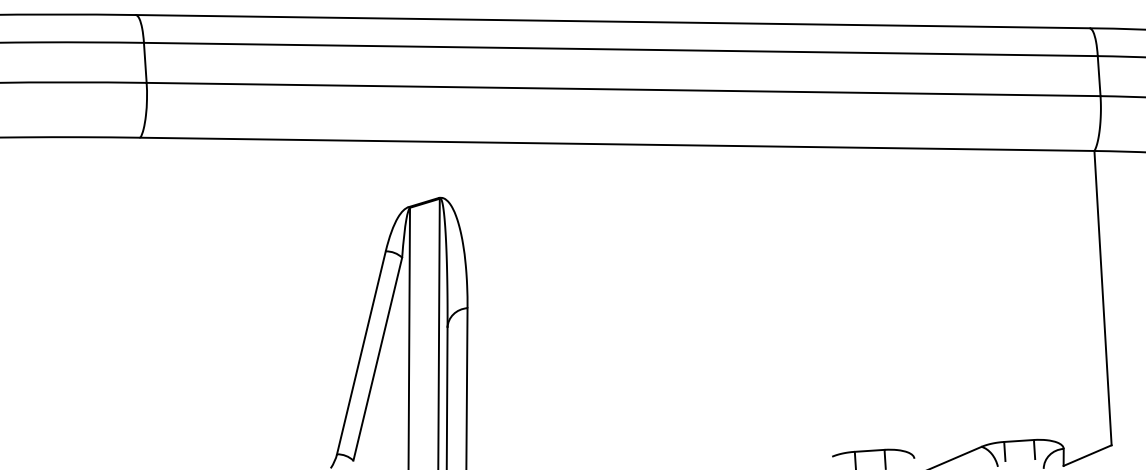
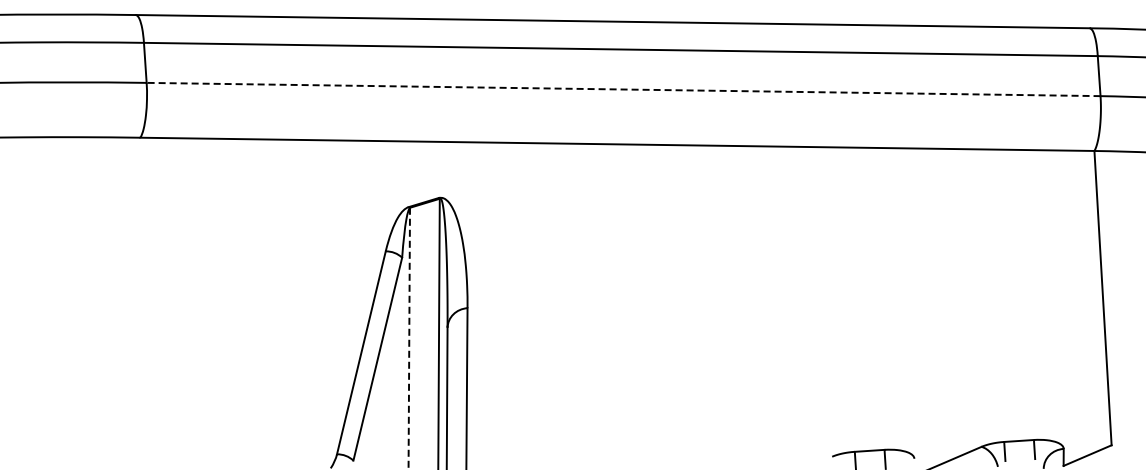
line: solid -> dashed (623, 89)
line: solid -> dashed (409, 338)
